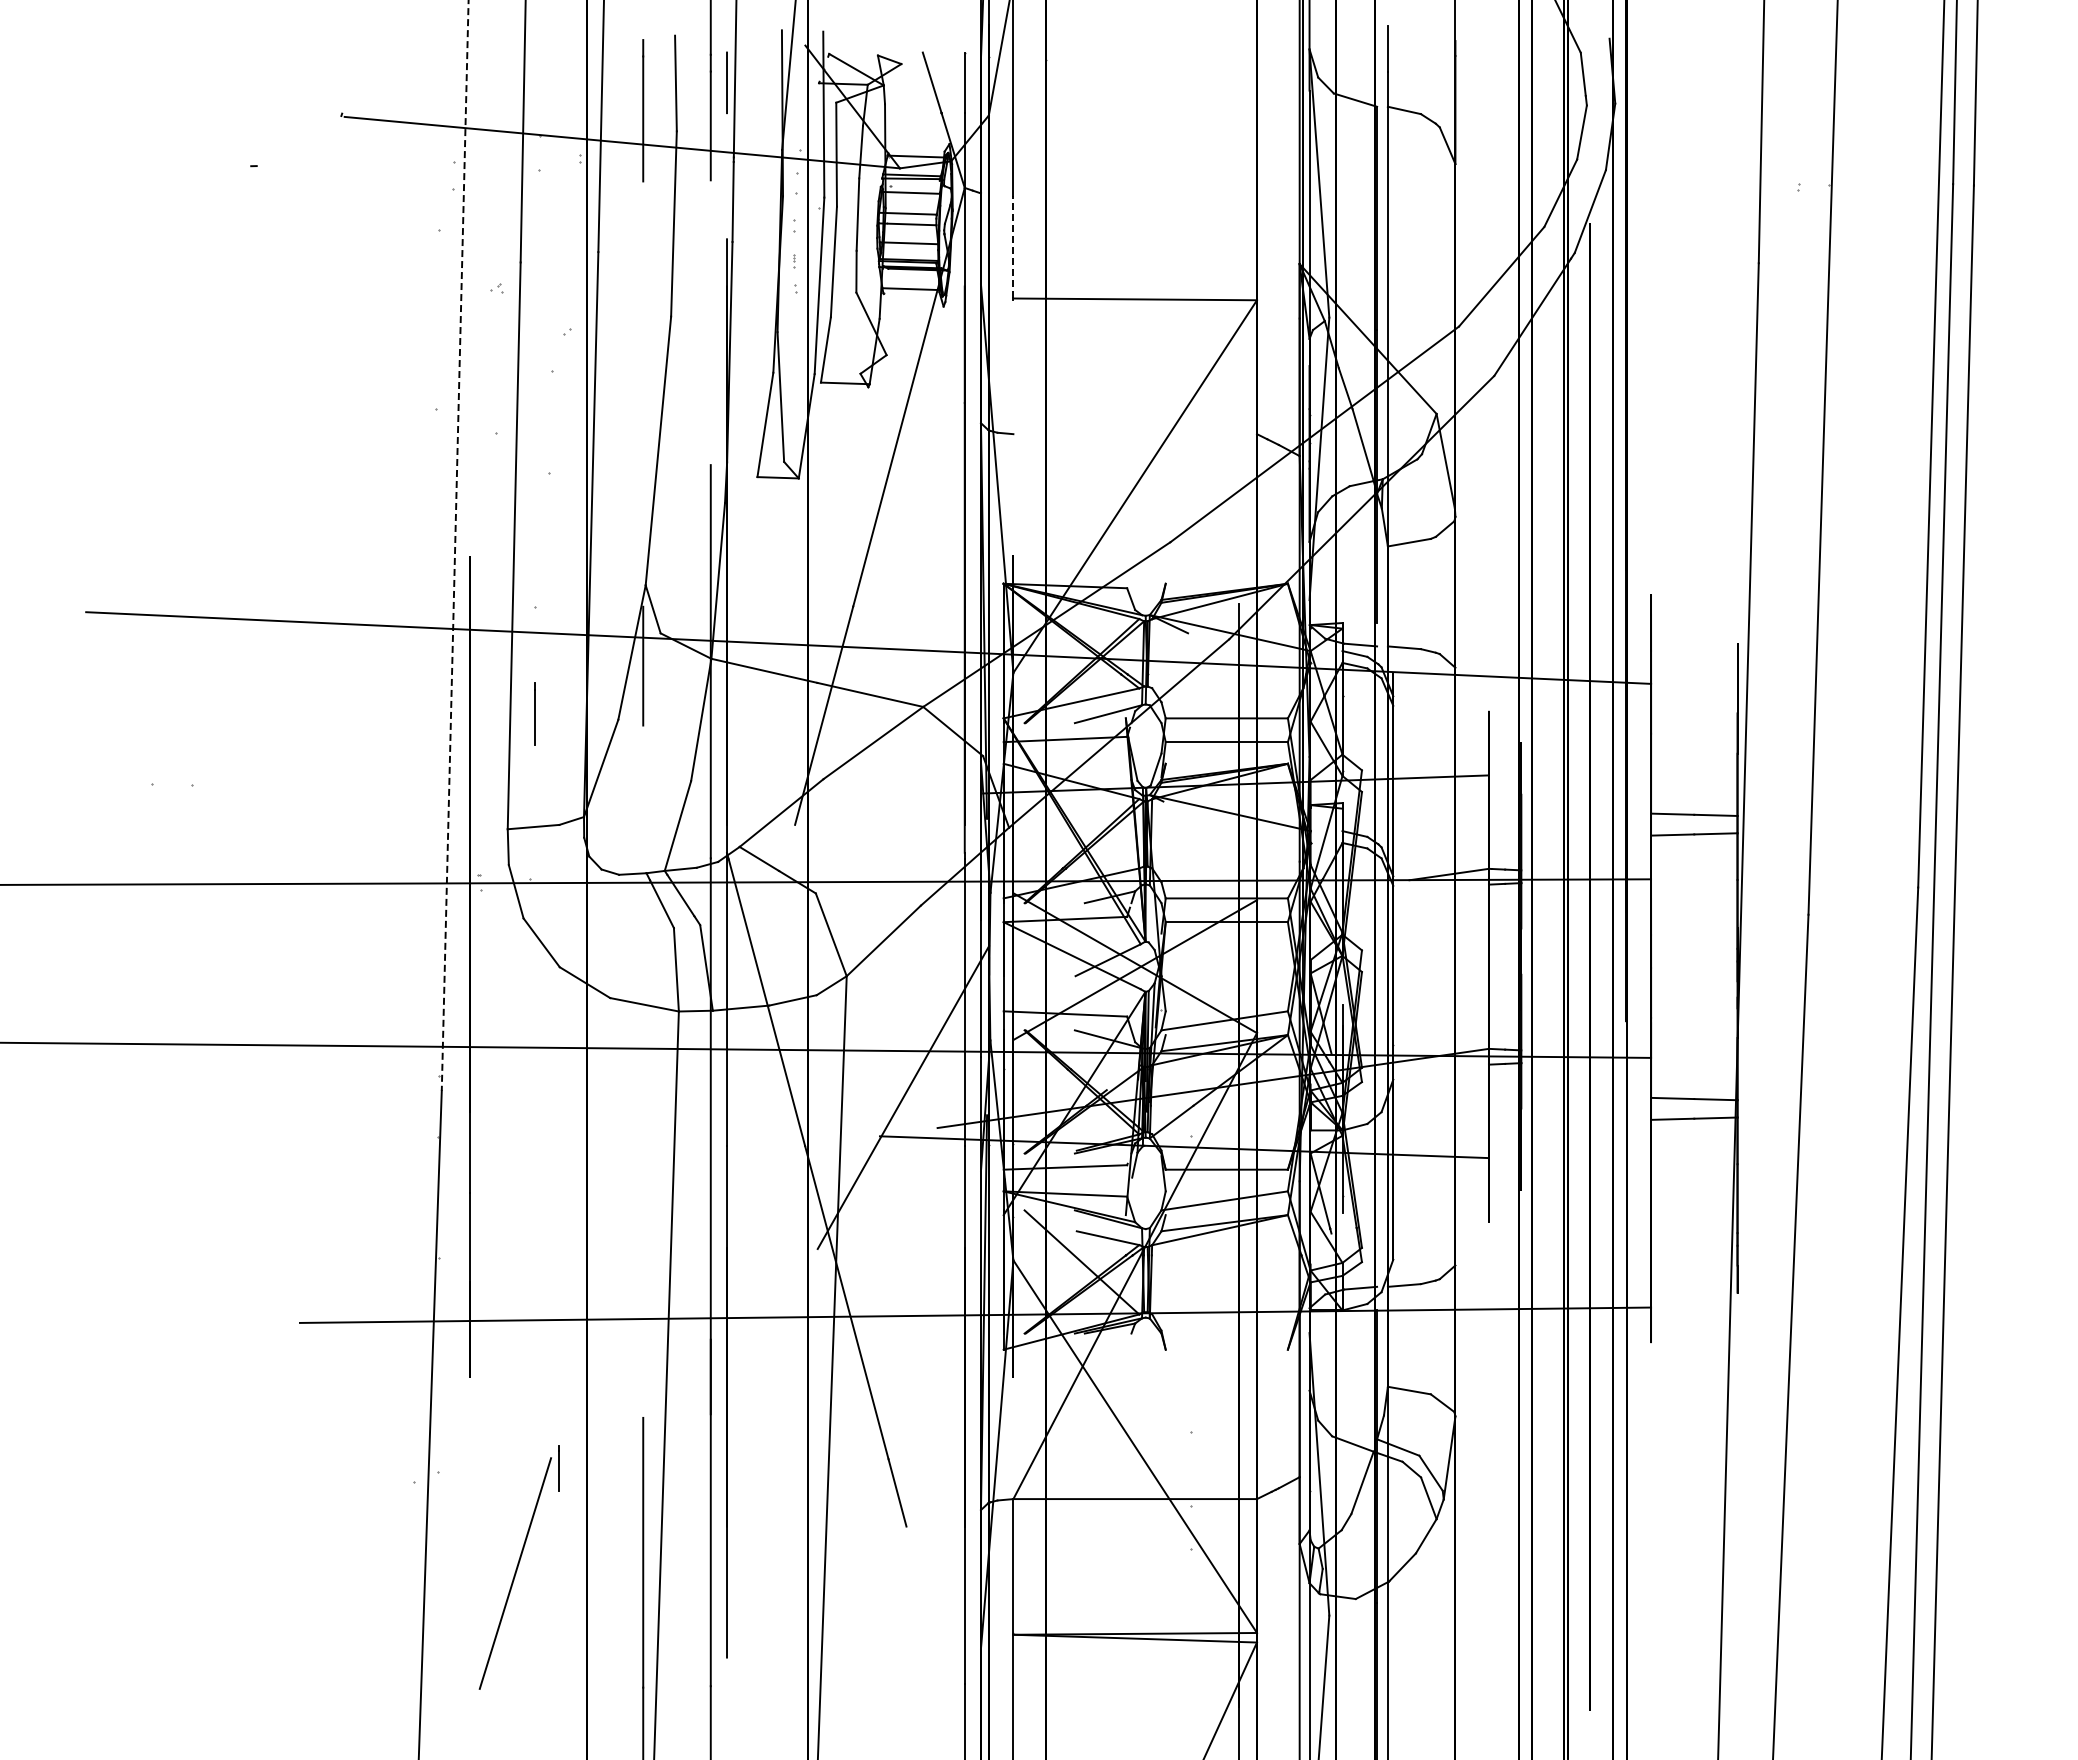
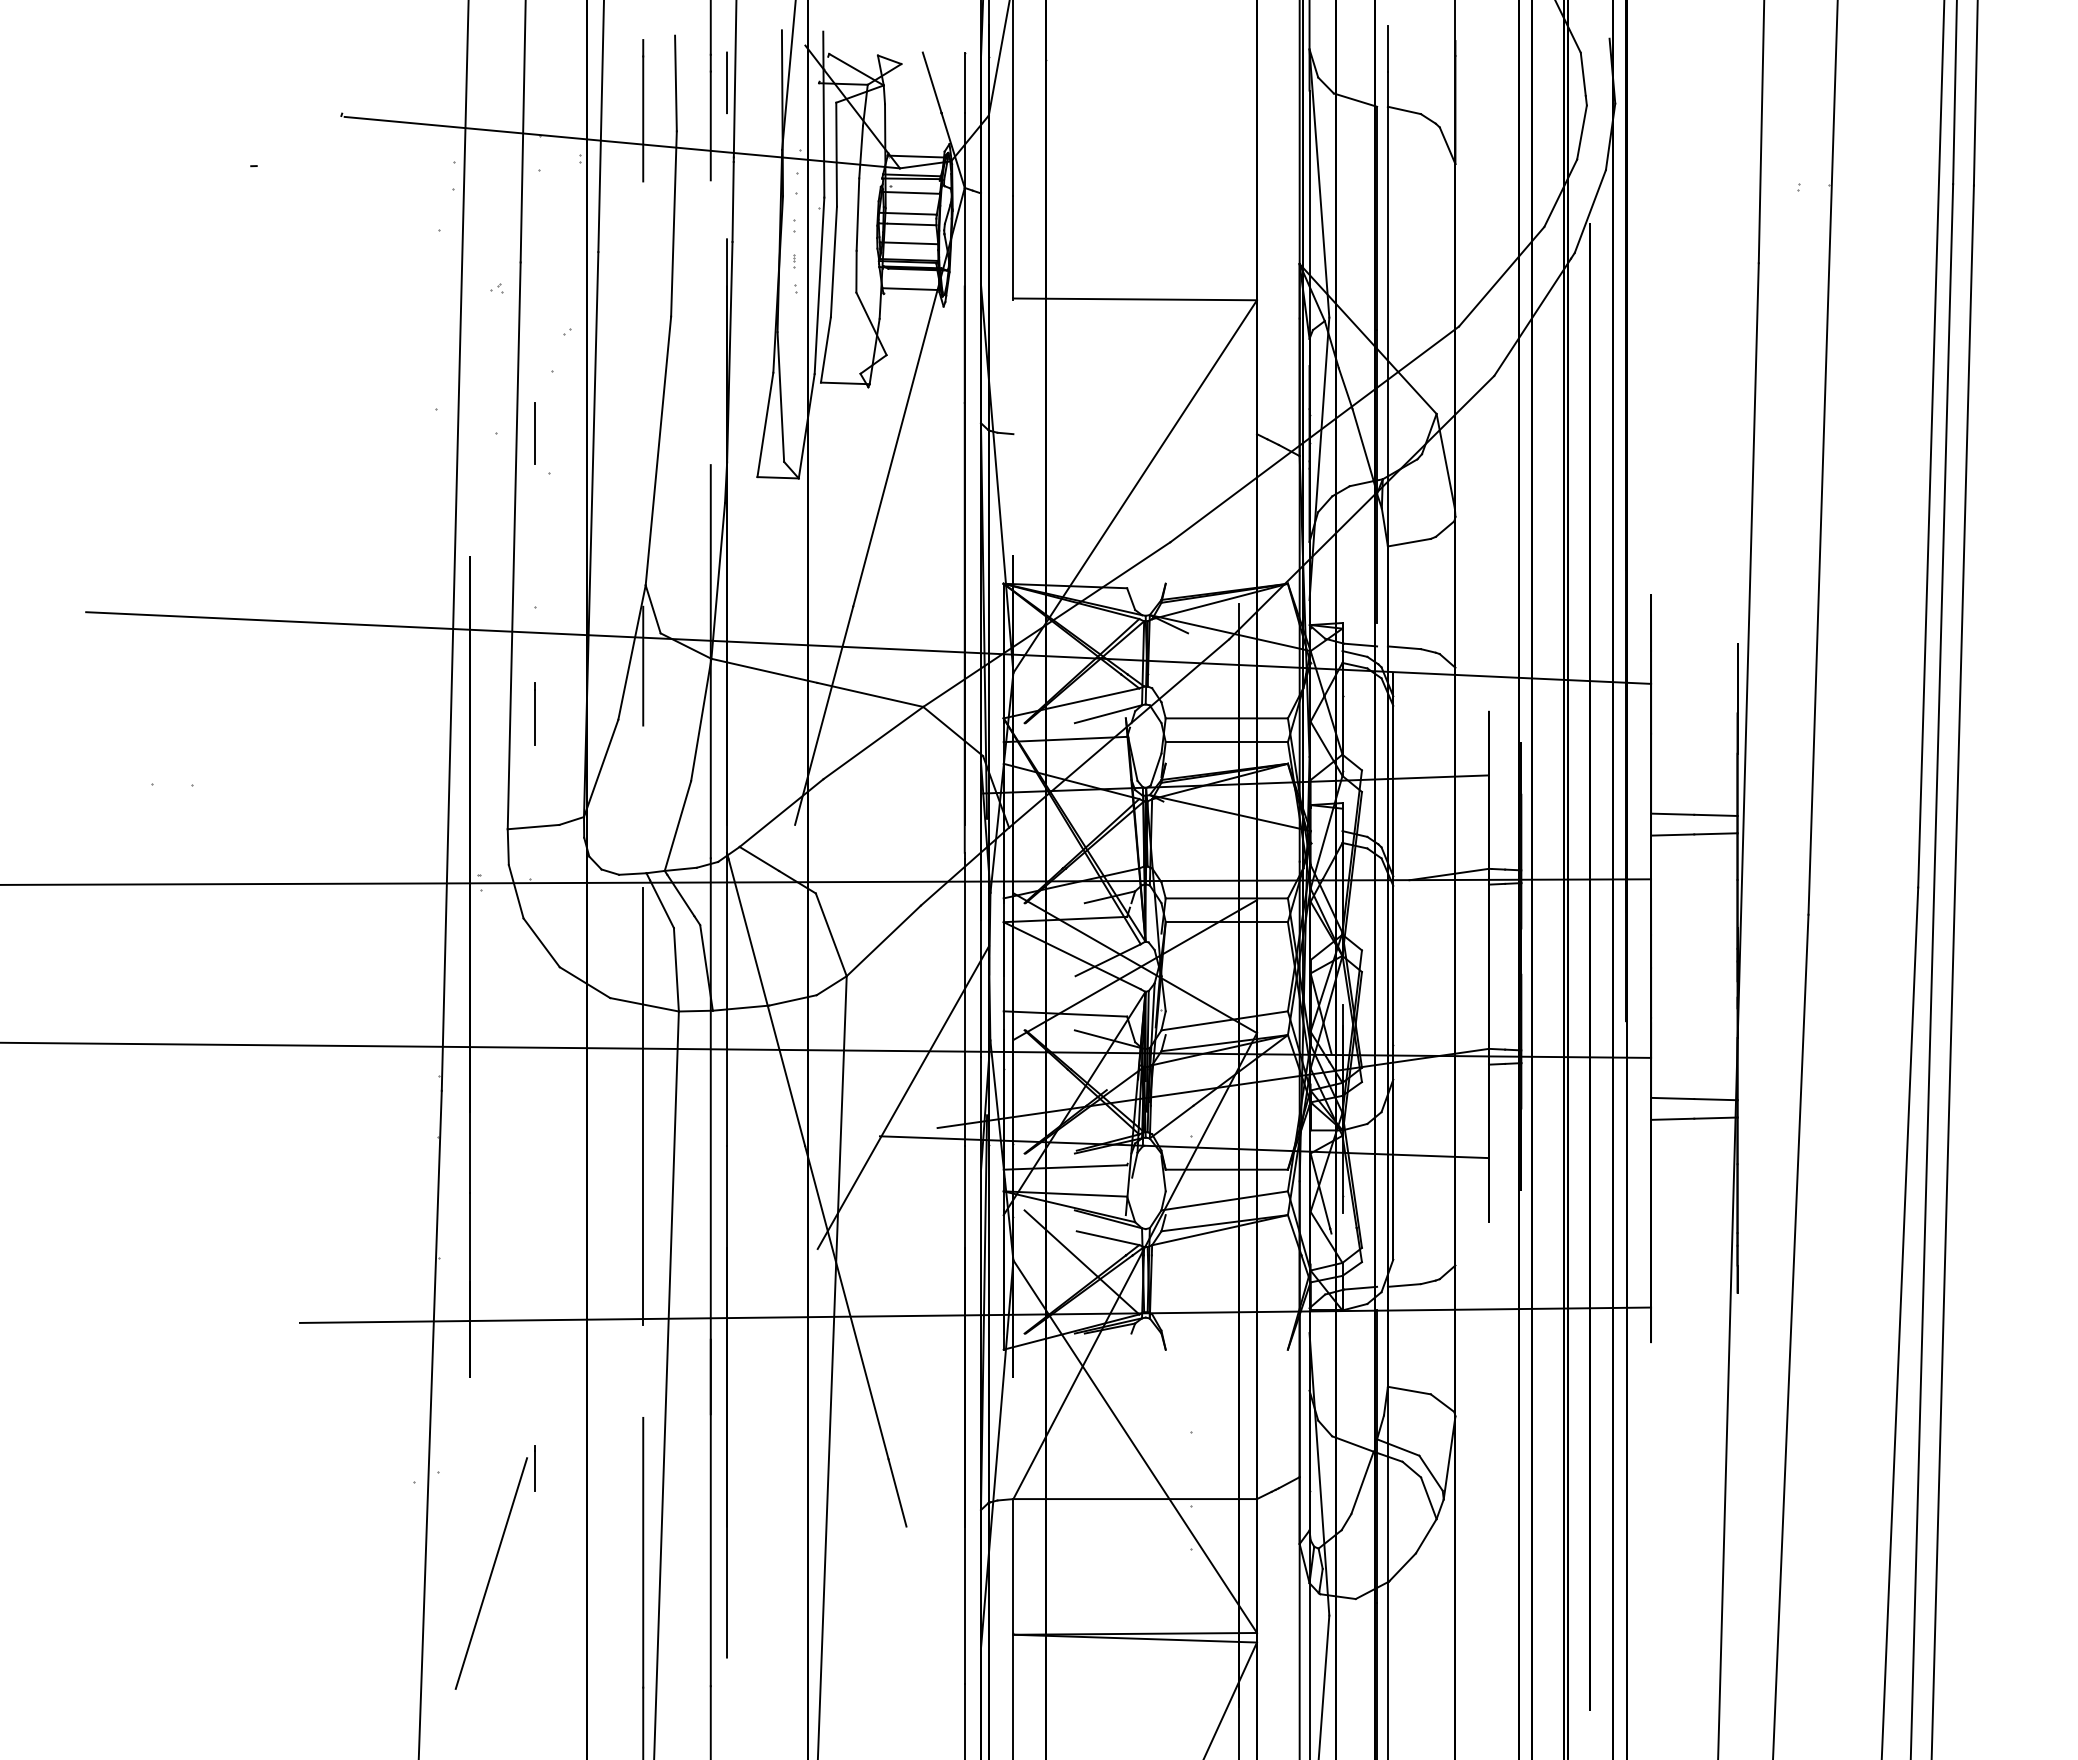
line: dashed -> solid (1013, 246)
line: none -> present (534, 433)
line: dashed -> solid (455, 546)
line: none -> present (643, 1106)
part position: (518, 1567) -> (494, 1567) (494, 1567)
